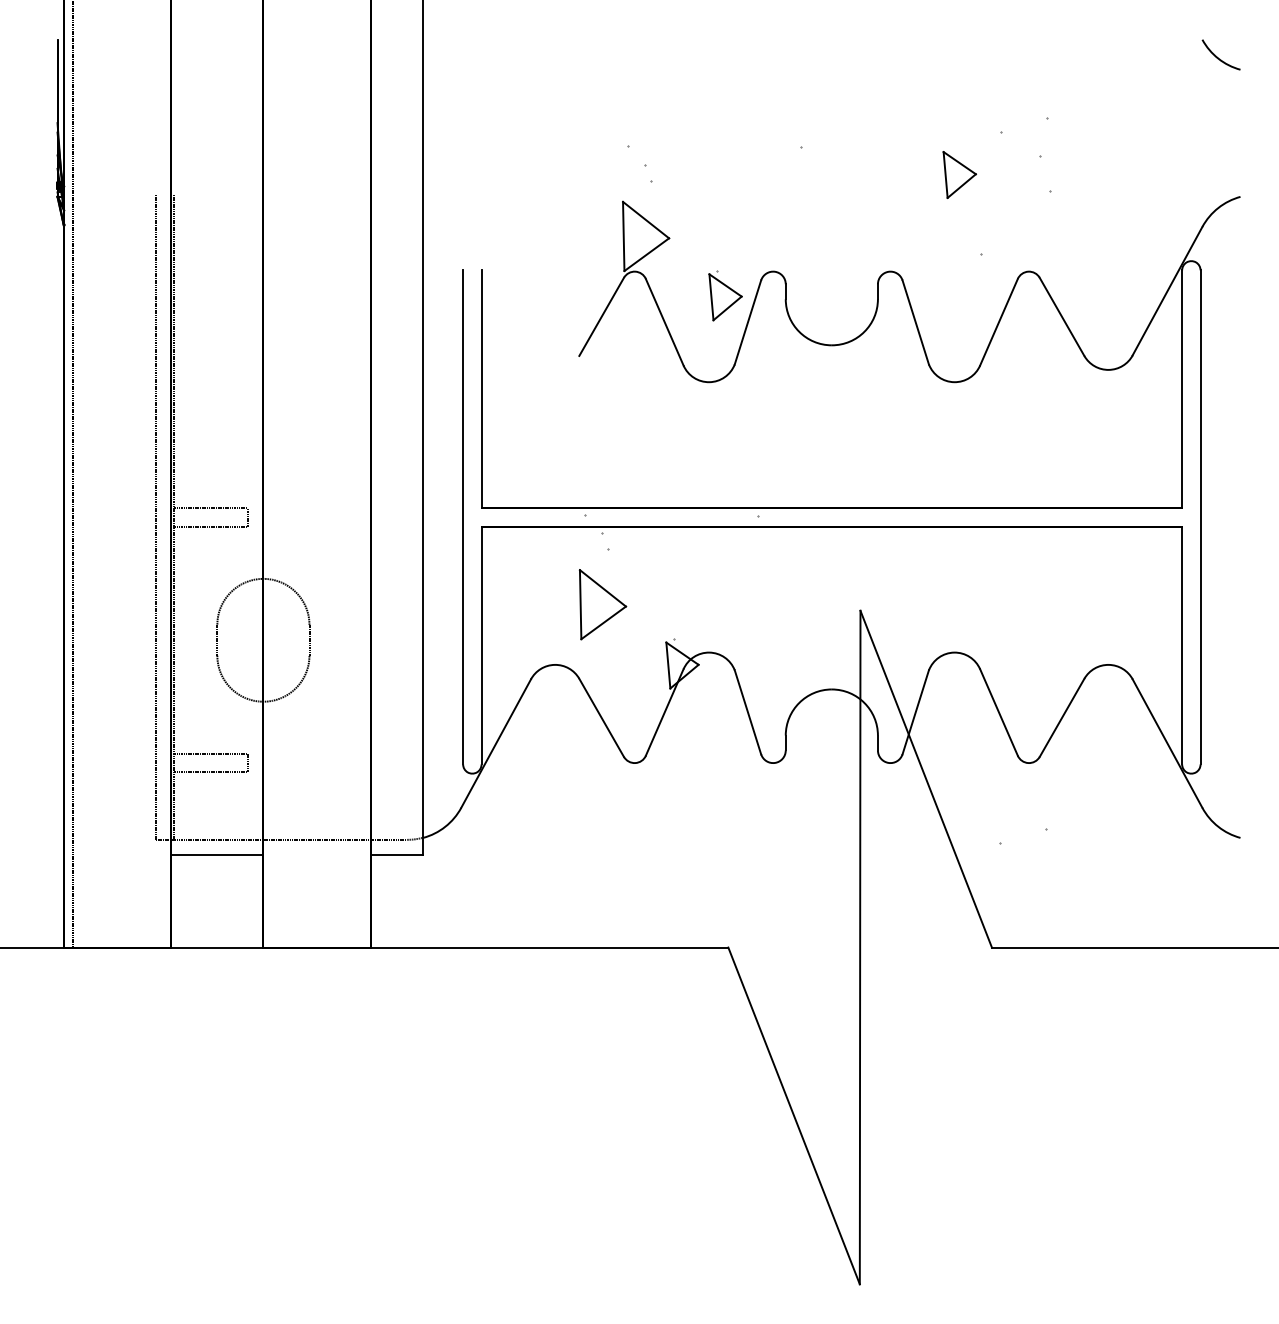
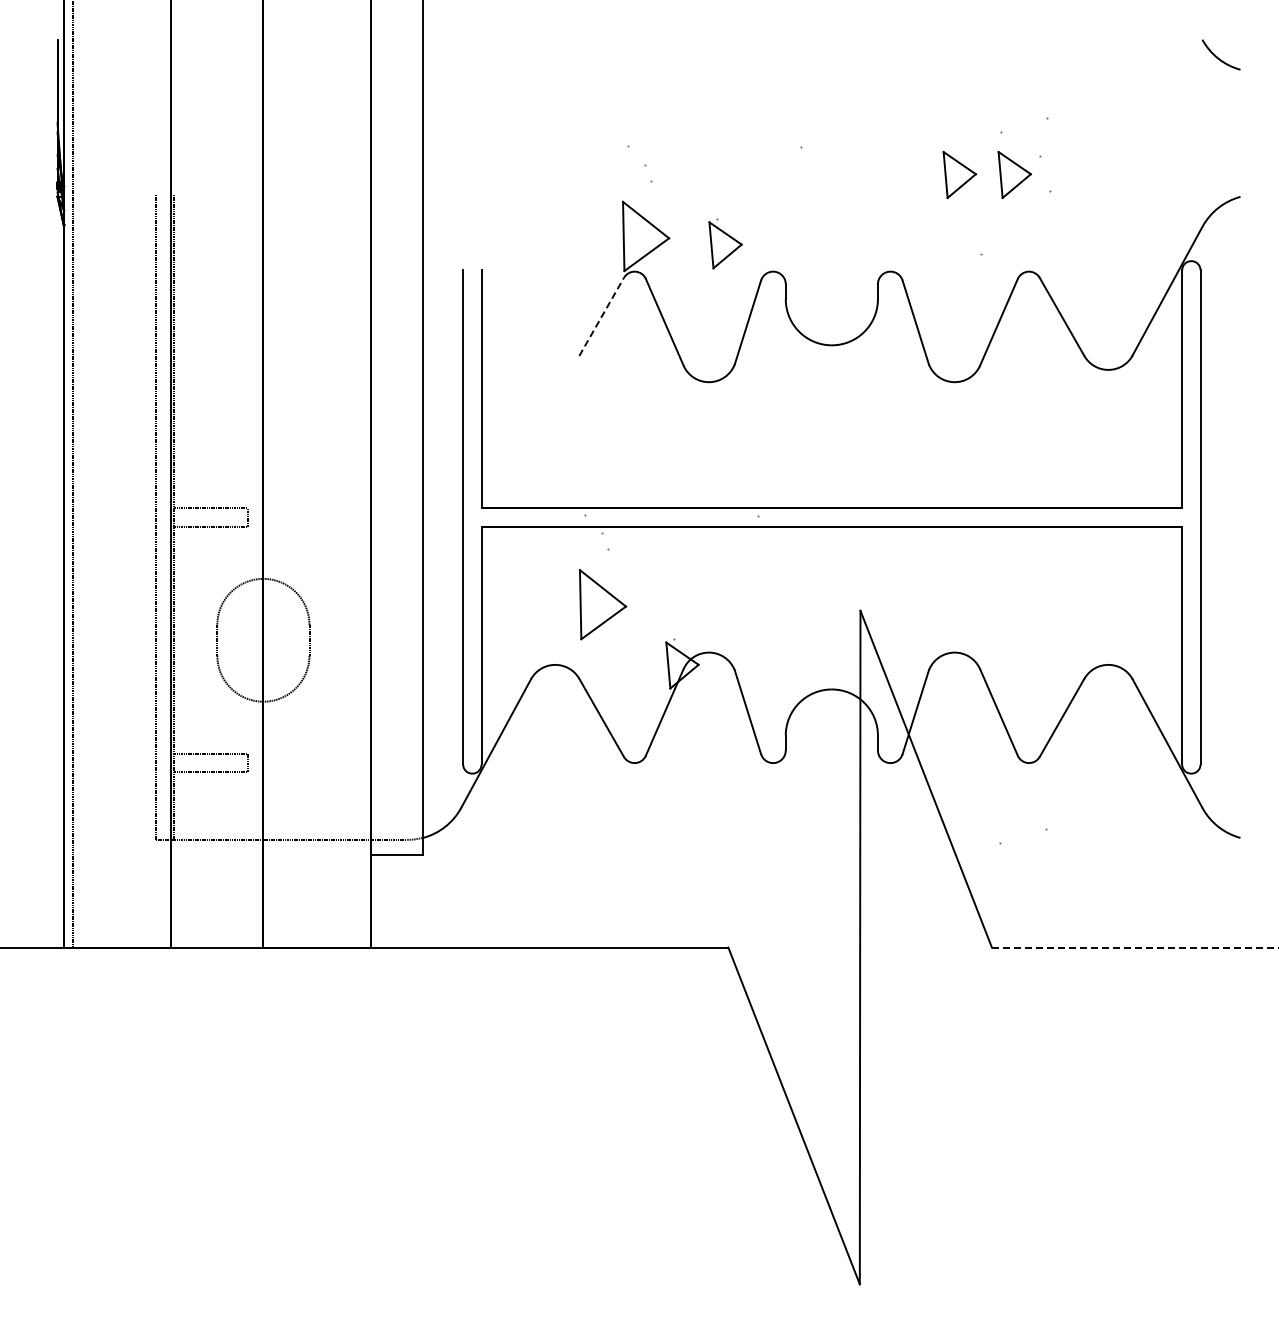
part: none -> present (1014, 174)
part position: (725, 295) -> (725, 243) (725, 243)
line: solid -> dashed (601, 316)
line: present -> none (217, 855)
line: solid -> dashed (1135, 947)
